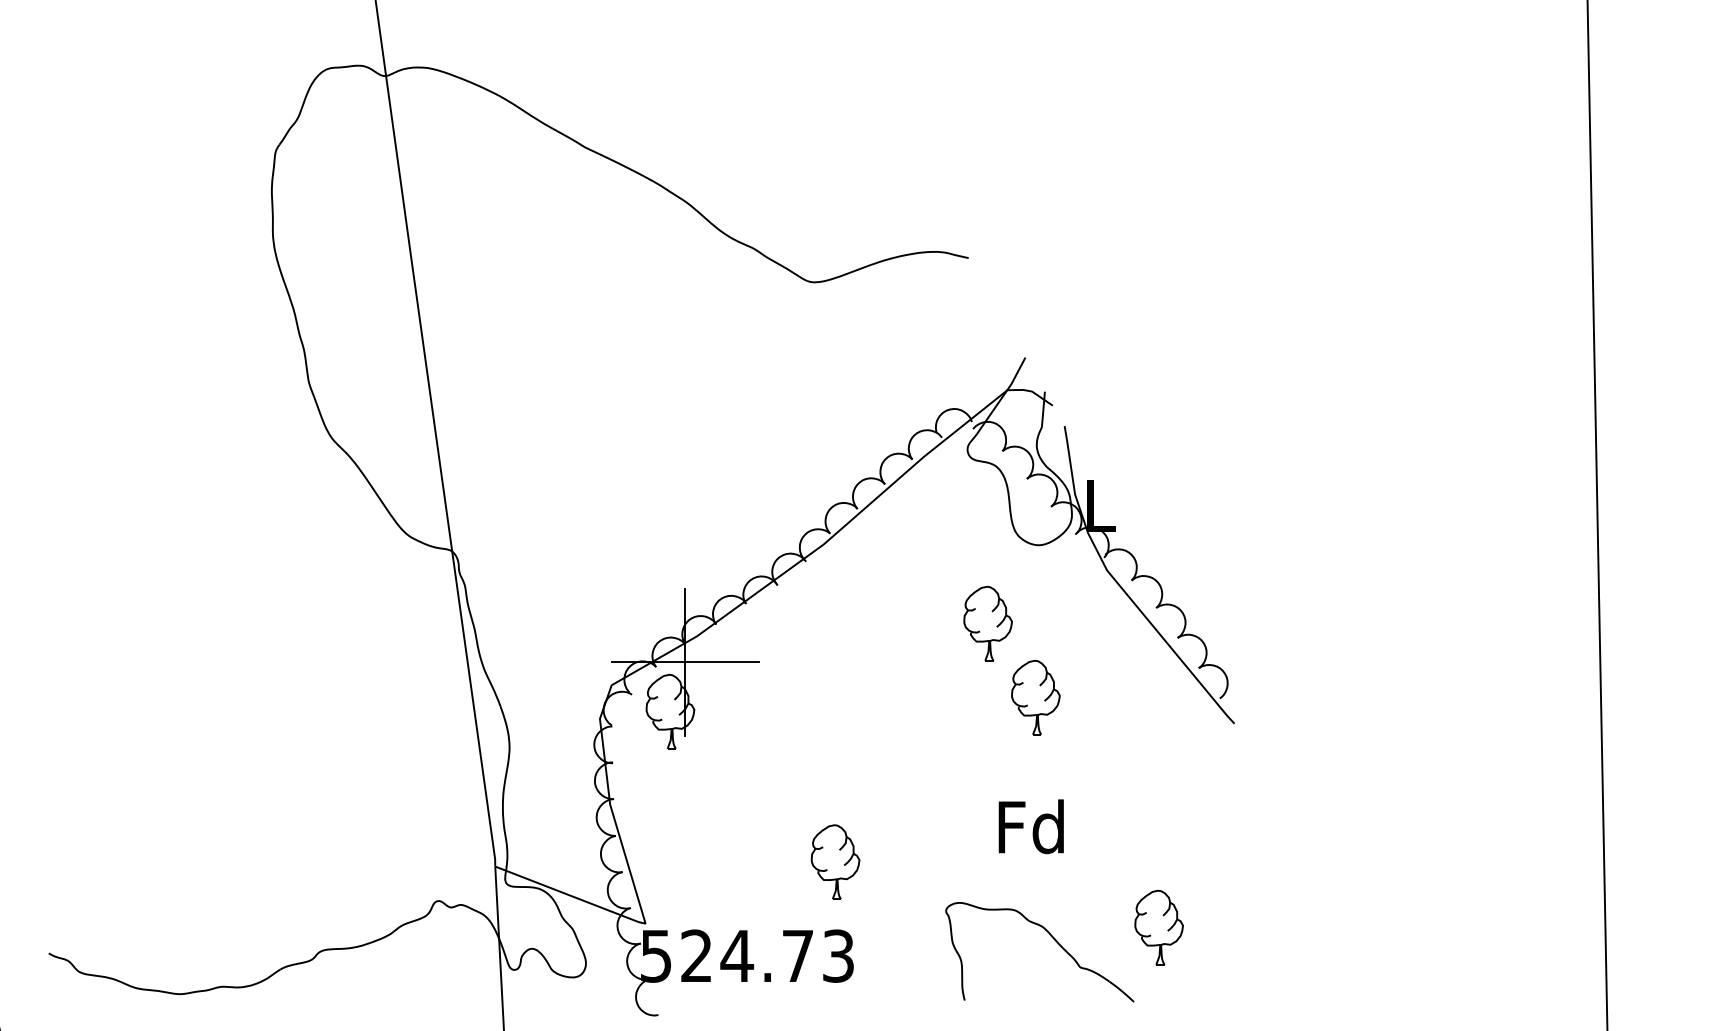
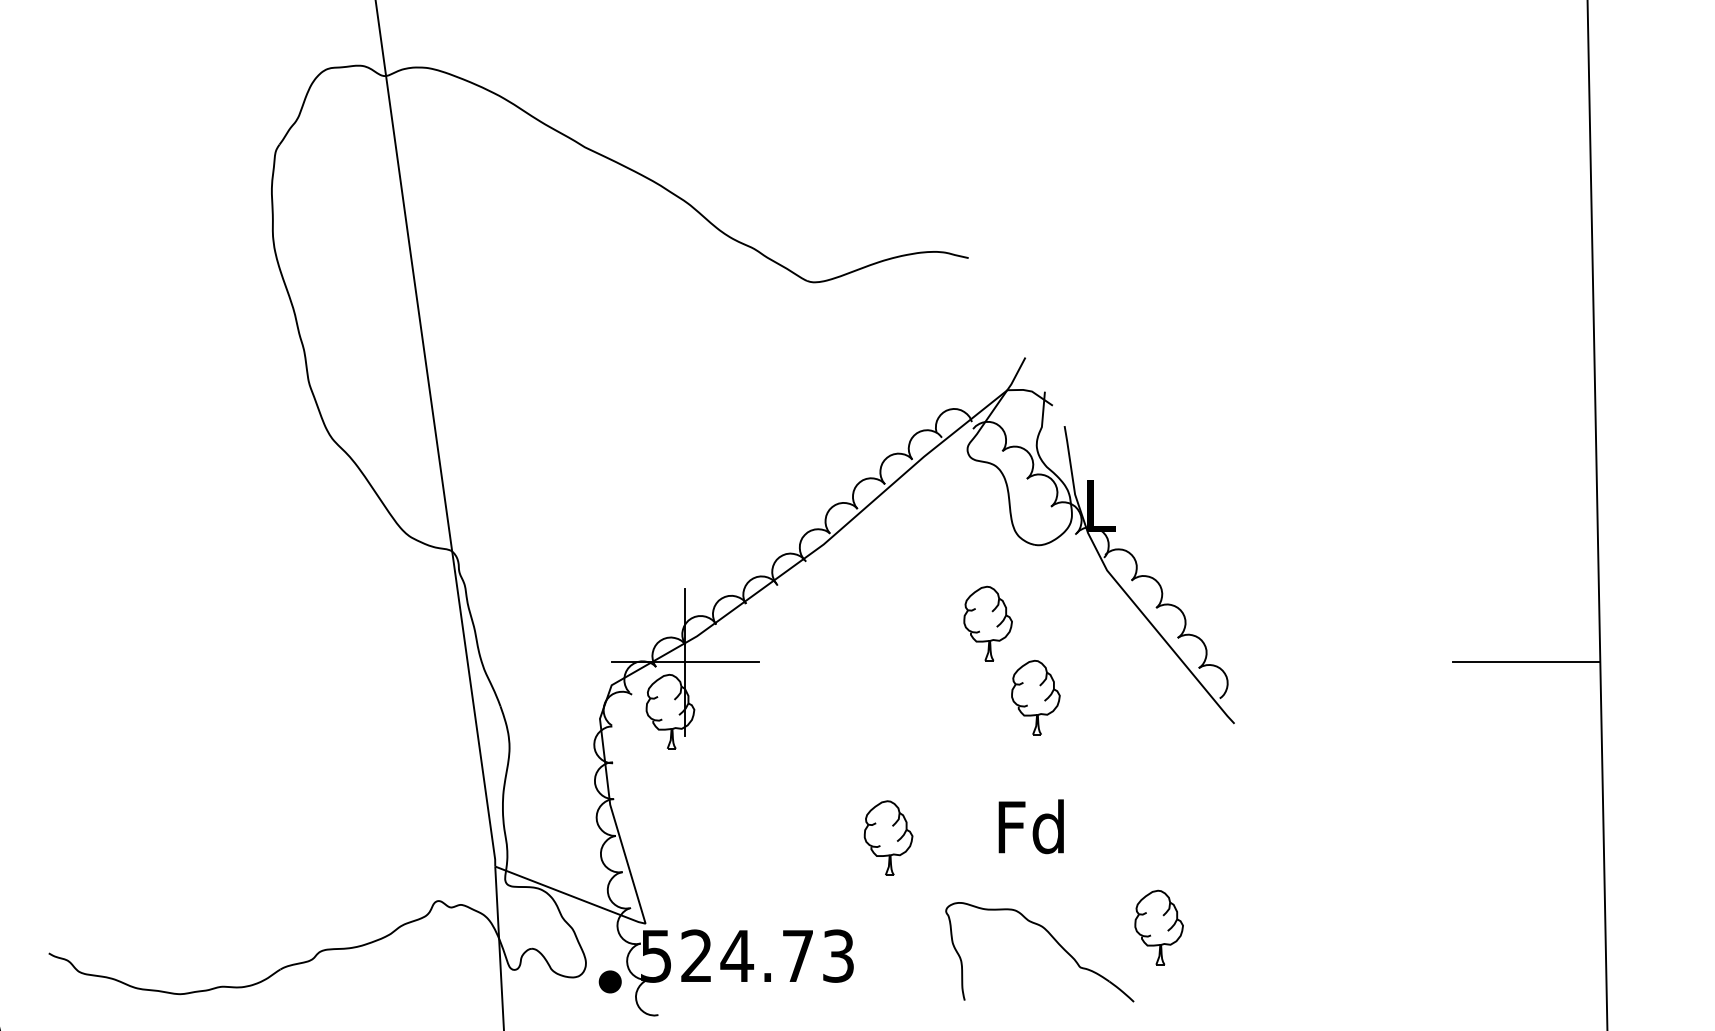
line: none -> present (1526, 662)
part position: (835, 861) -> (888, 837) (888, 837)
part: none -> present (609, 981)
